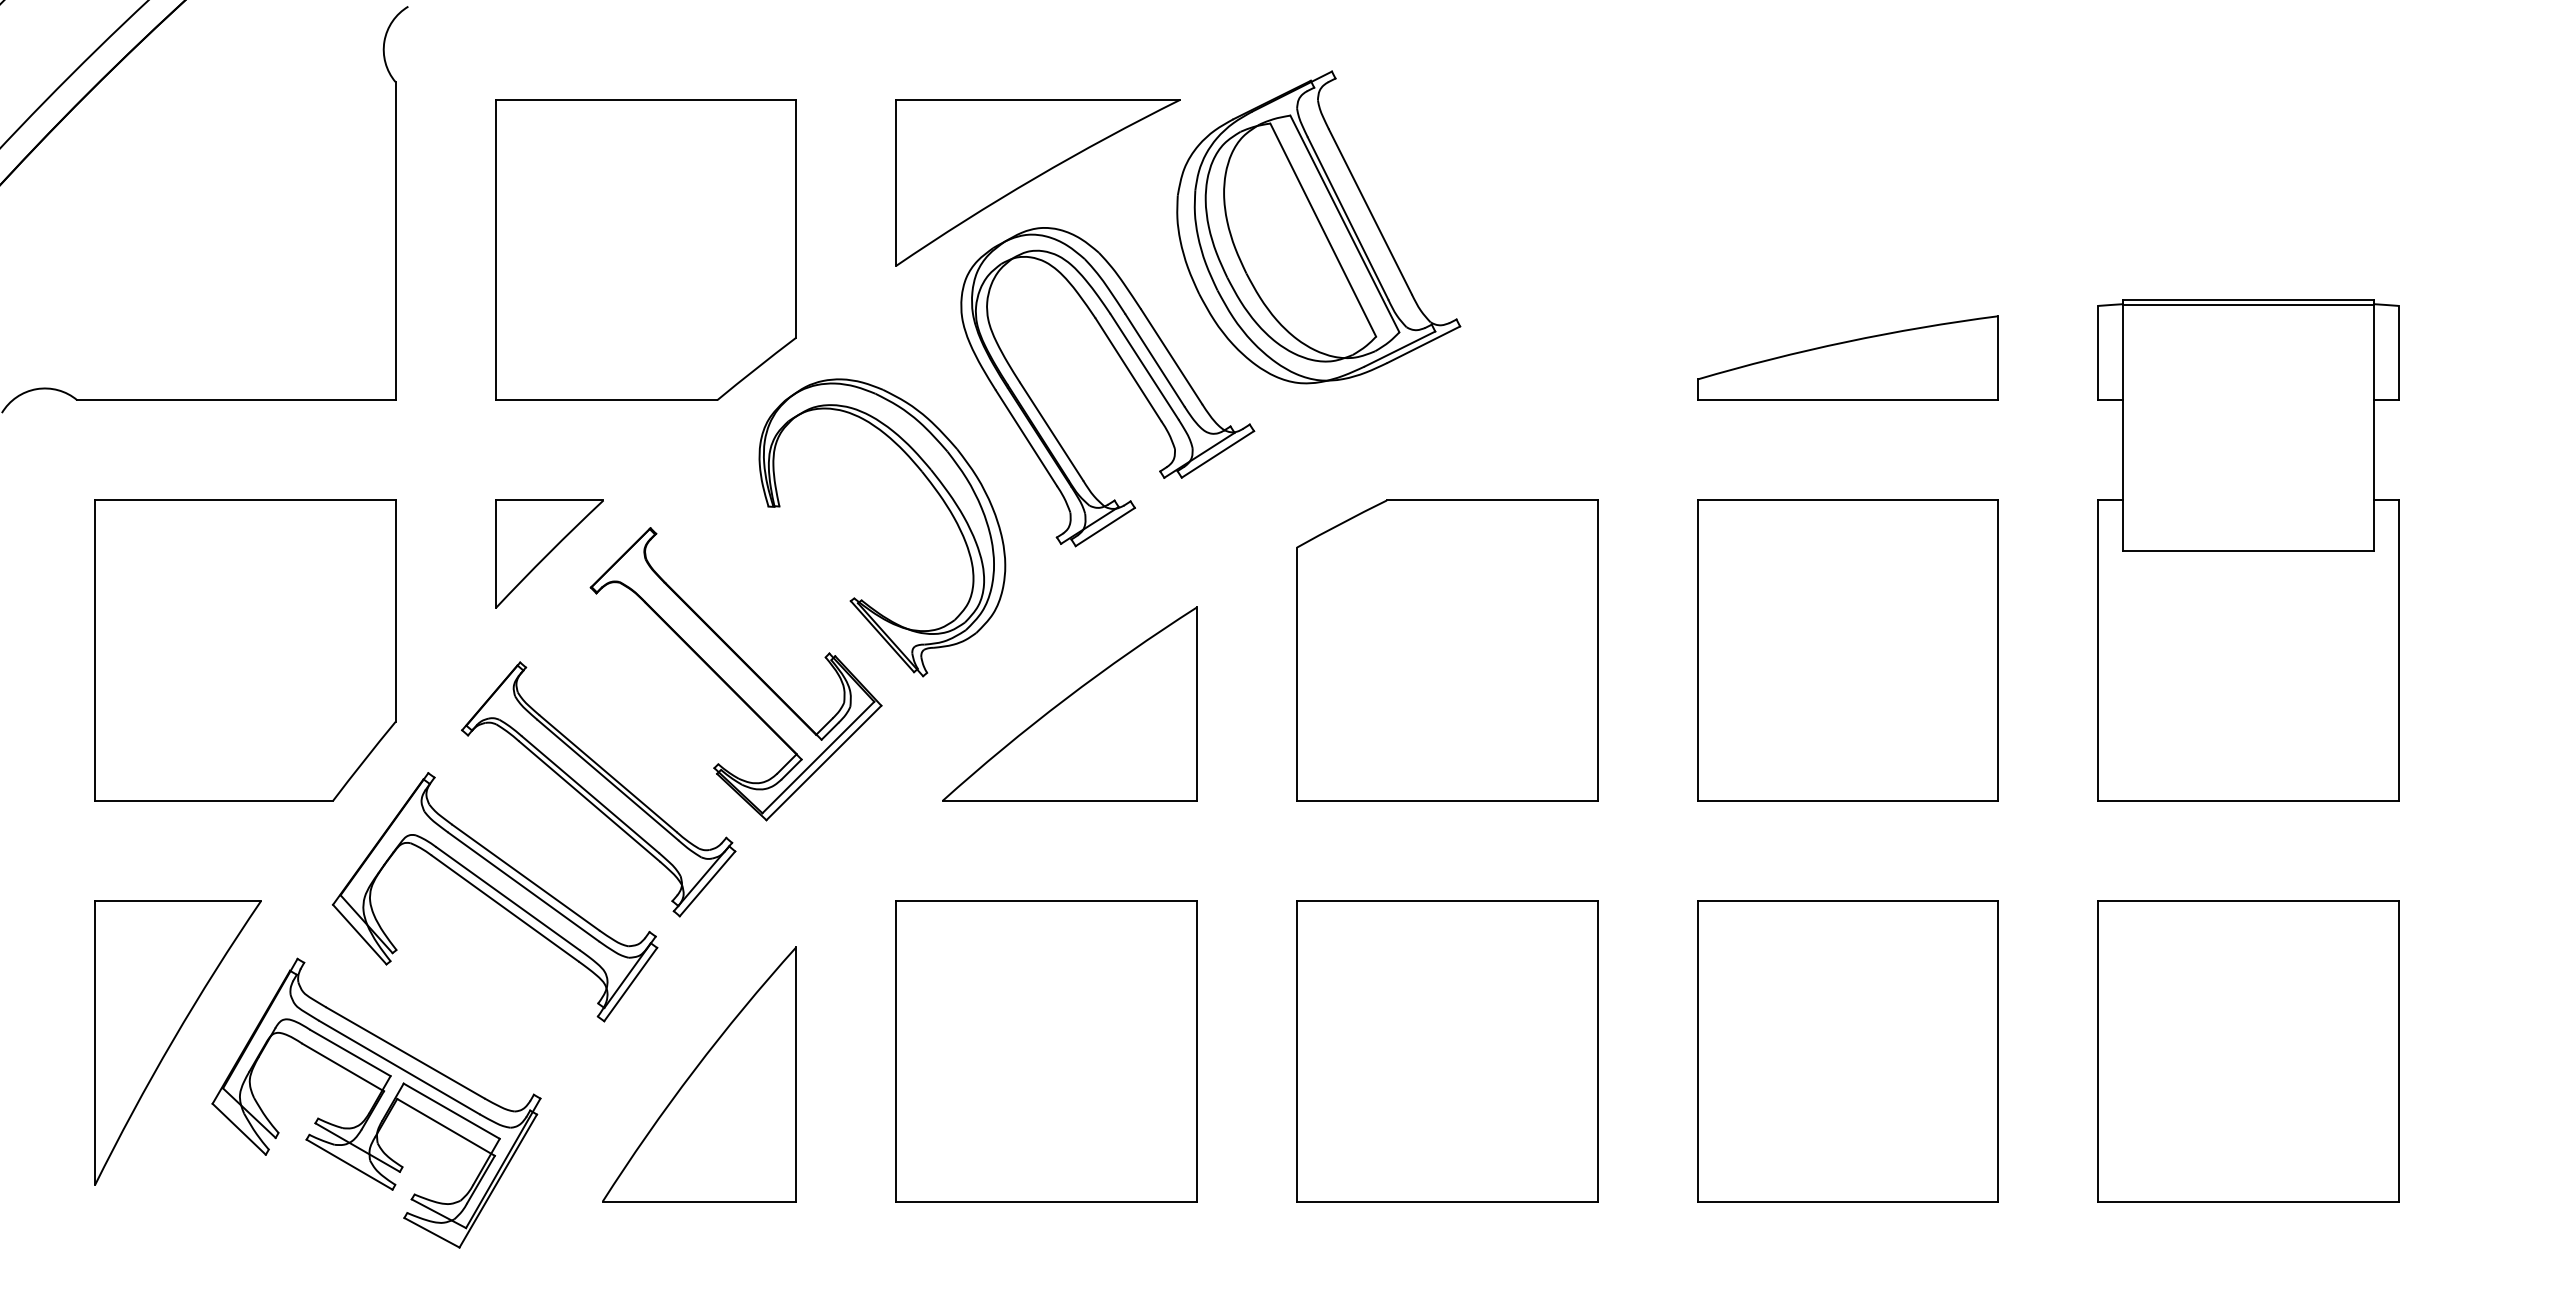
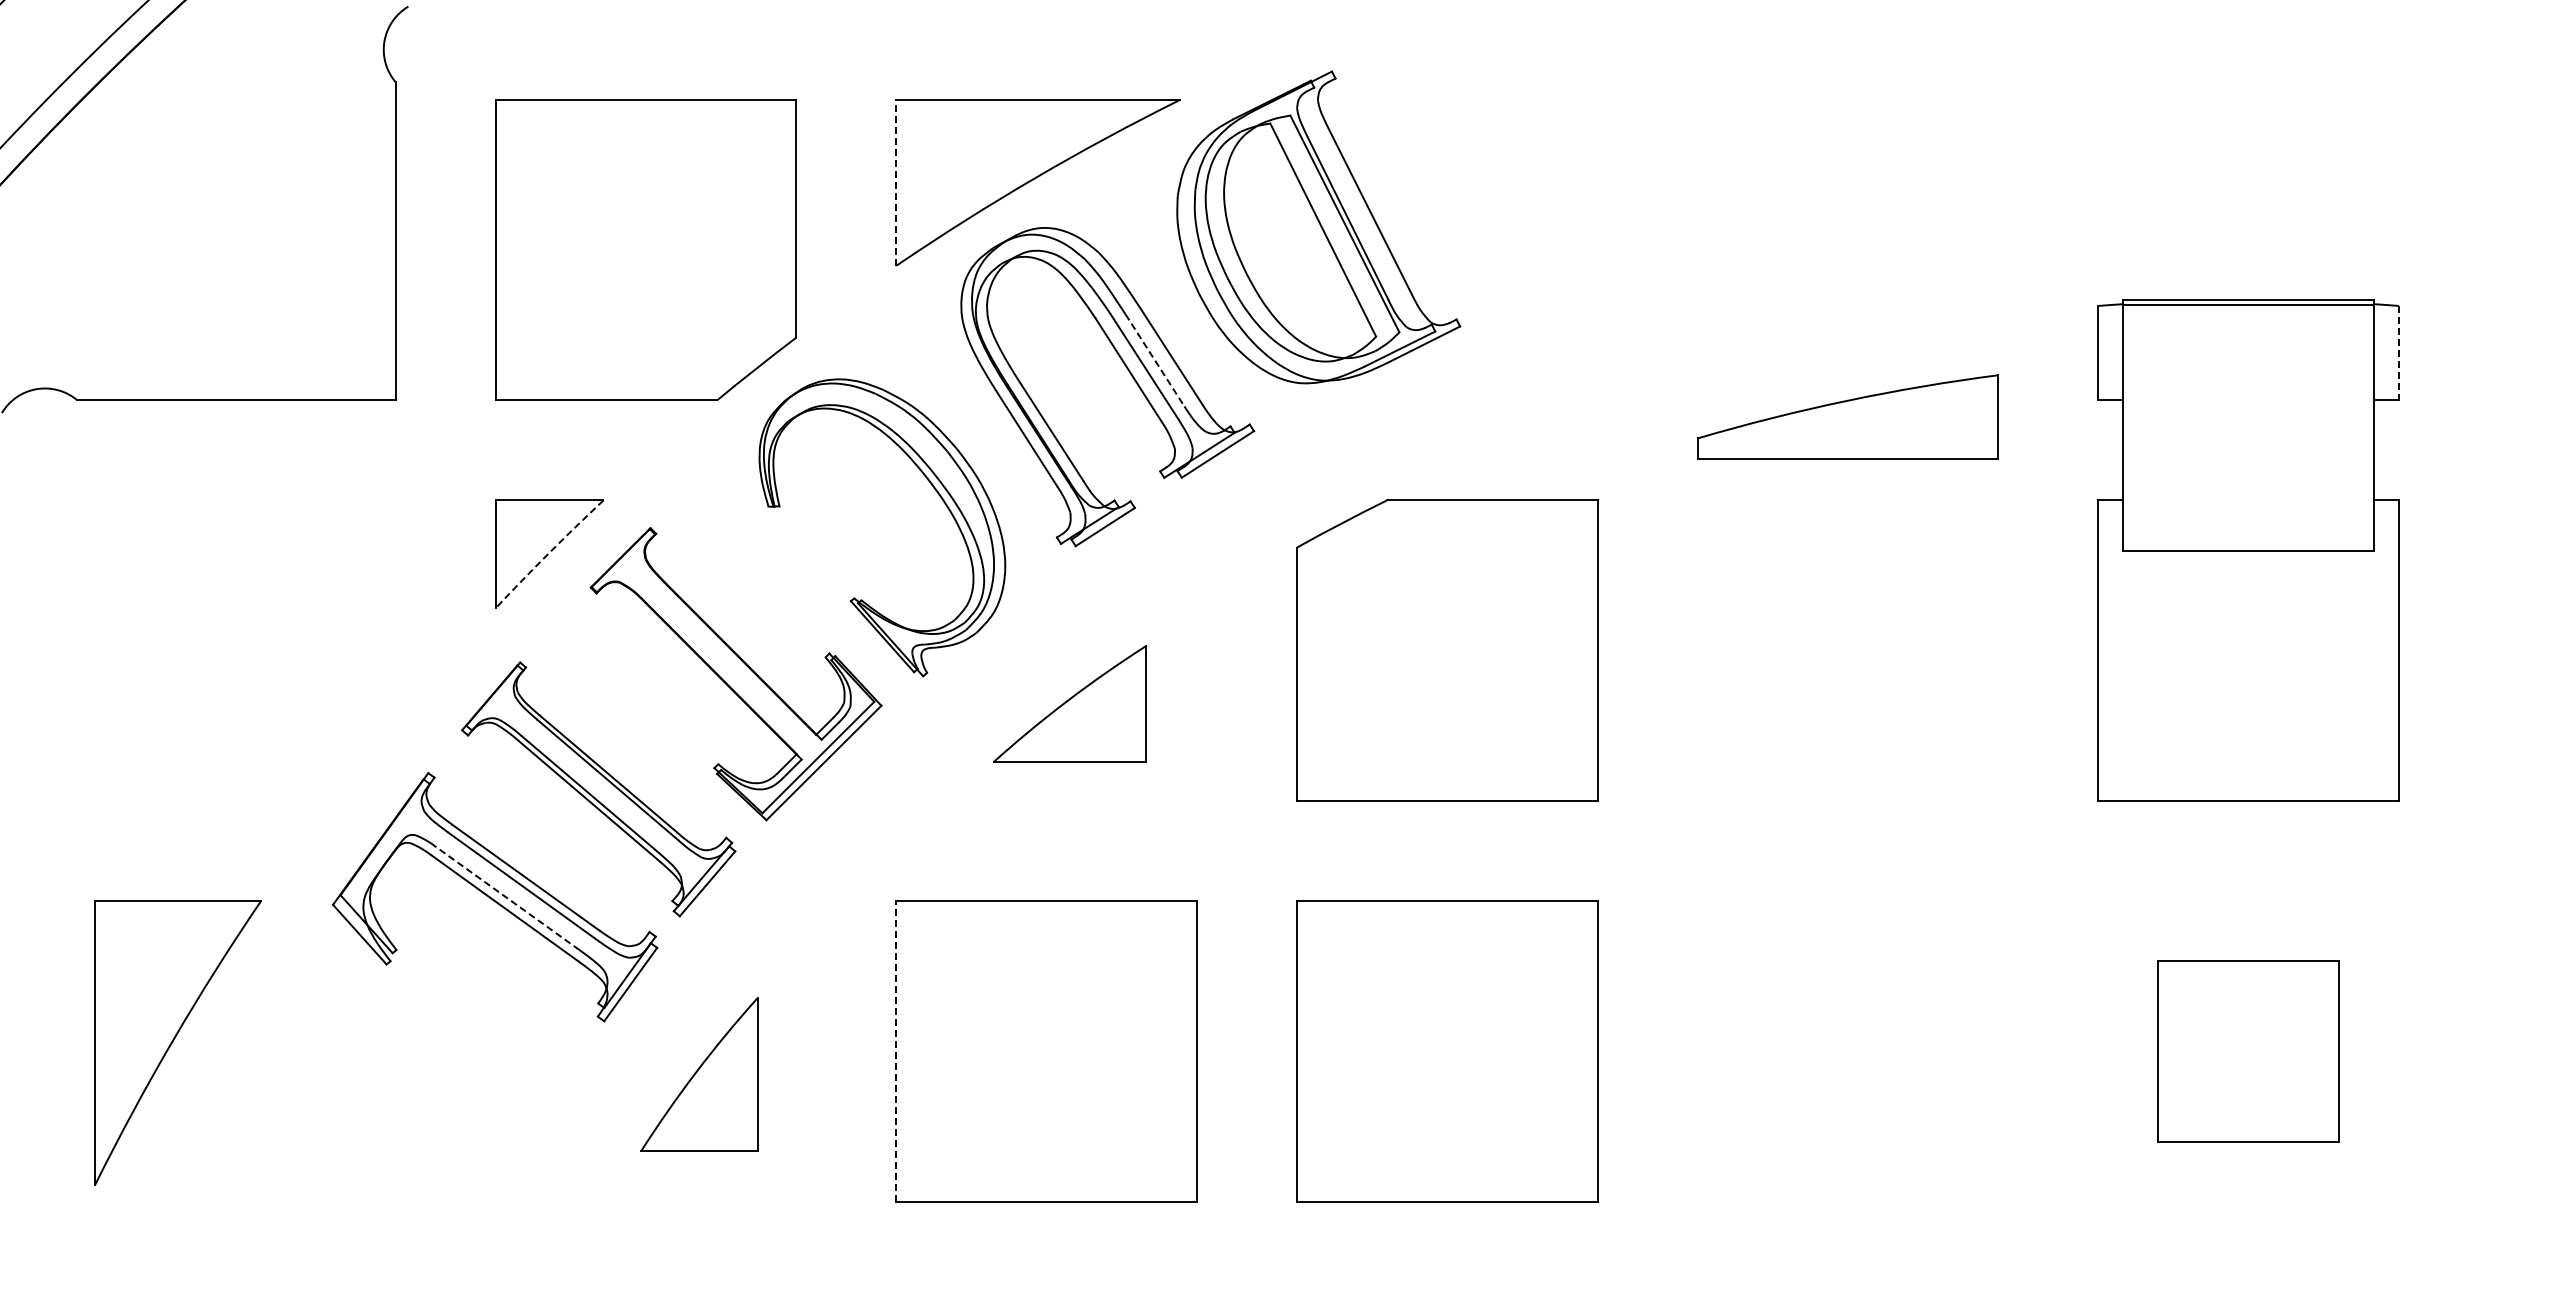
line: solid -> dashed (896, 182)
line: solid -> dashed (2398, 353)
part position: (1847, 357) -> (1847, 416) (1847, 416)
line: solid -> dashed (1154, 360)
arc: solid -> dashed (548, 553)
part: present -> none (245, 650)
part: present -> none (1847, 650)
part size: 256x196 px -> 154x118 px (1069, 703)
line: solid -> dashed (507, 898)
line: solid -> dashed (896, 1050)
part: present -> none (1847, 1051)
part size: 303x303 px -> 183x183 px (2248, 1051)
part size: 195x257 px -> 119x155 px (699, 1074)
part: present -> none (376, 1102)
